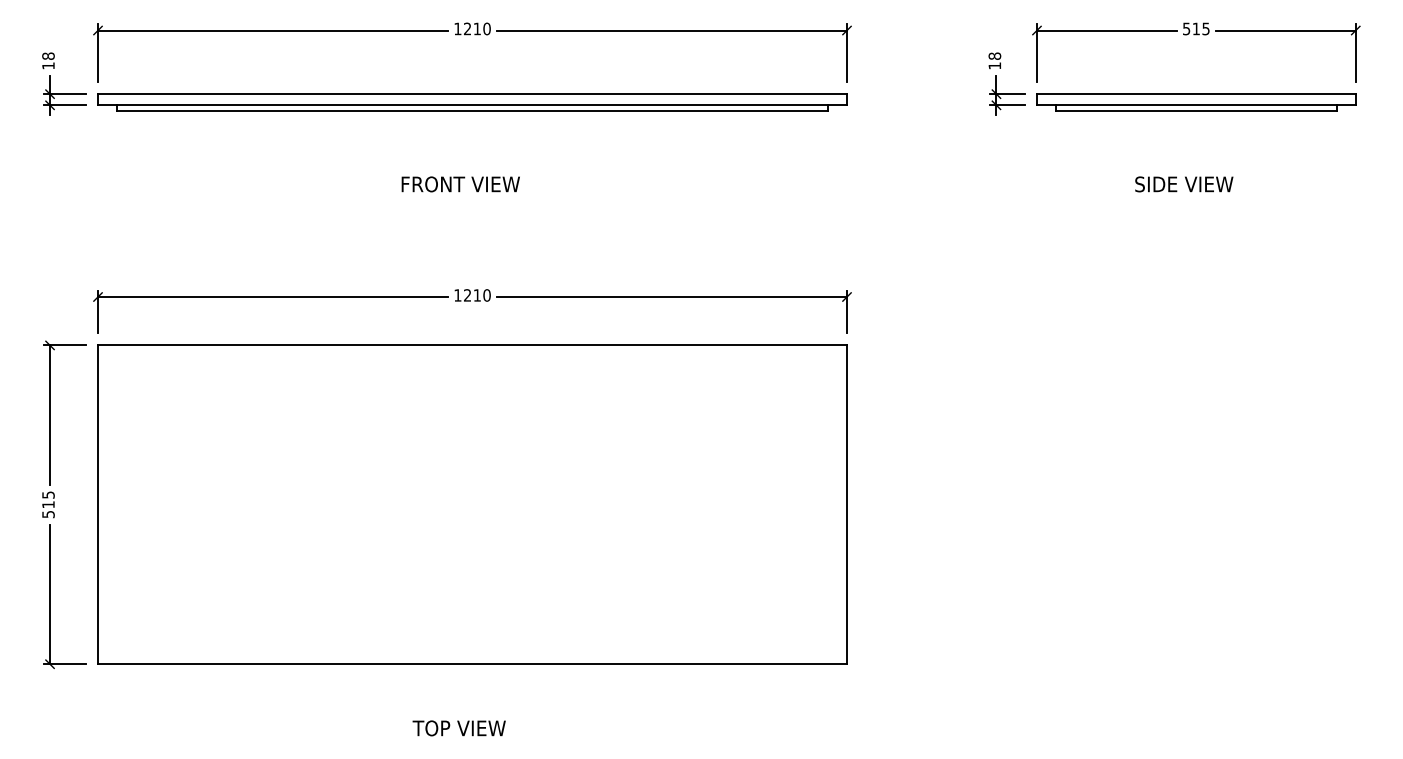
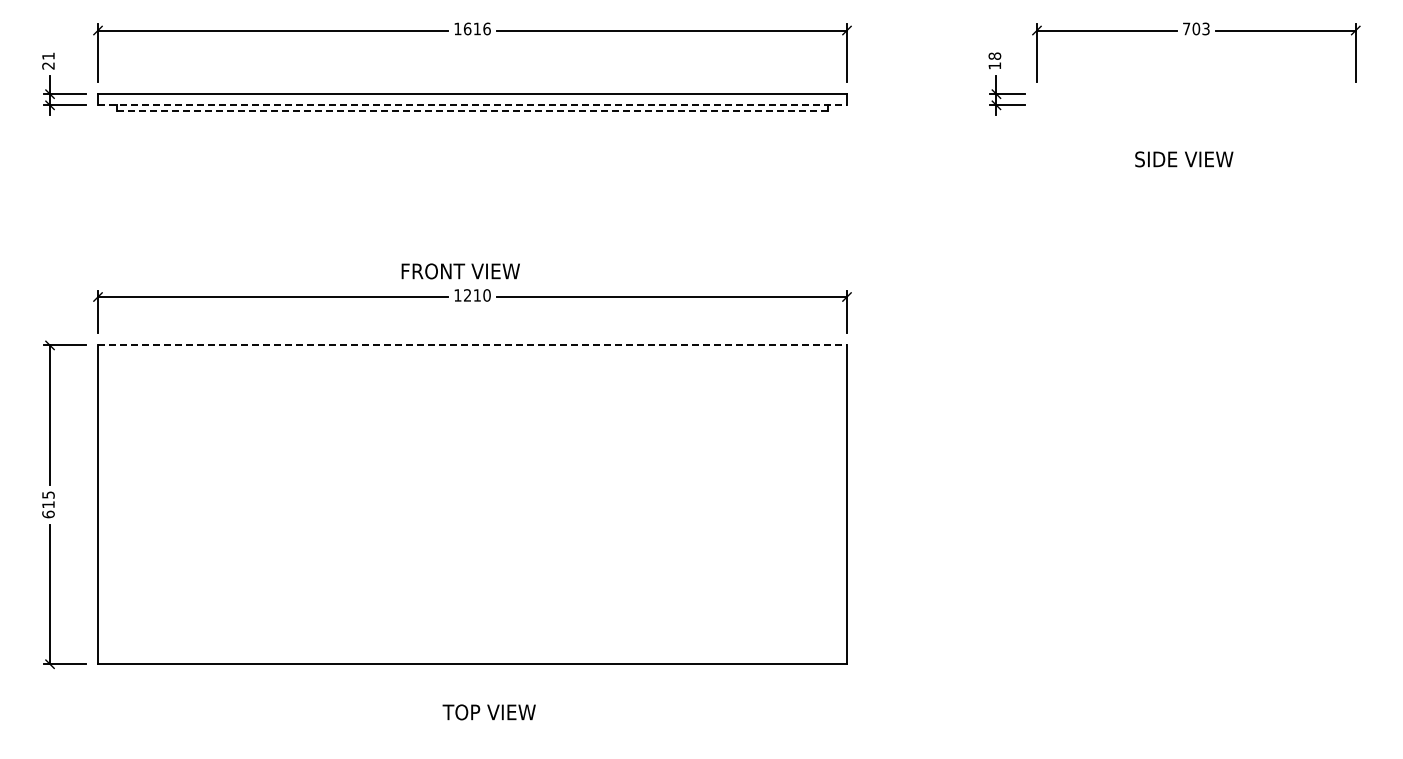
text: 1210 -> 1616 (476, 28)
text: 515 -> 703 (1196, 28)
text: 18 -> 21 (48, 60)
part: present -> none (1196, 102)
line: solid -> dashed (473, 105)
line: solid -> dashed (472, 111)
text position: (460, 184) -> (460, 271) (460, 271)
text position: (1184, 184) -> (1184, 159) (1184, 159)
line: solid -> dashed (473, 345)
text: 515 -> 615 (48, 514)
text position: (458, 728) -> (488, 712) (488, 712)
